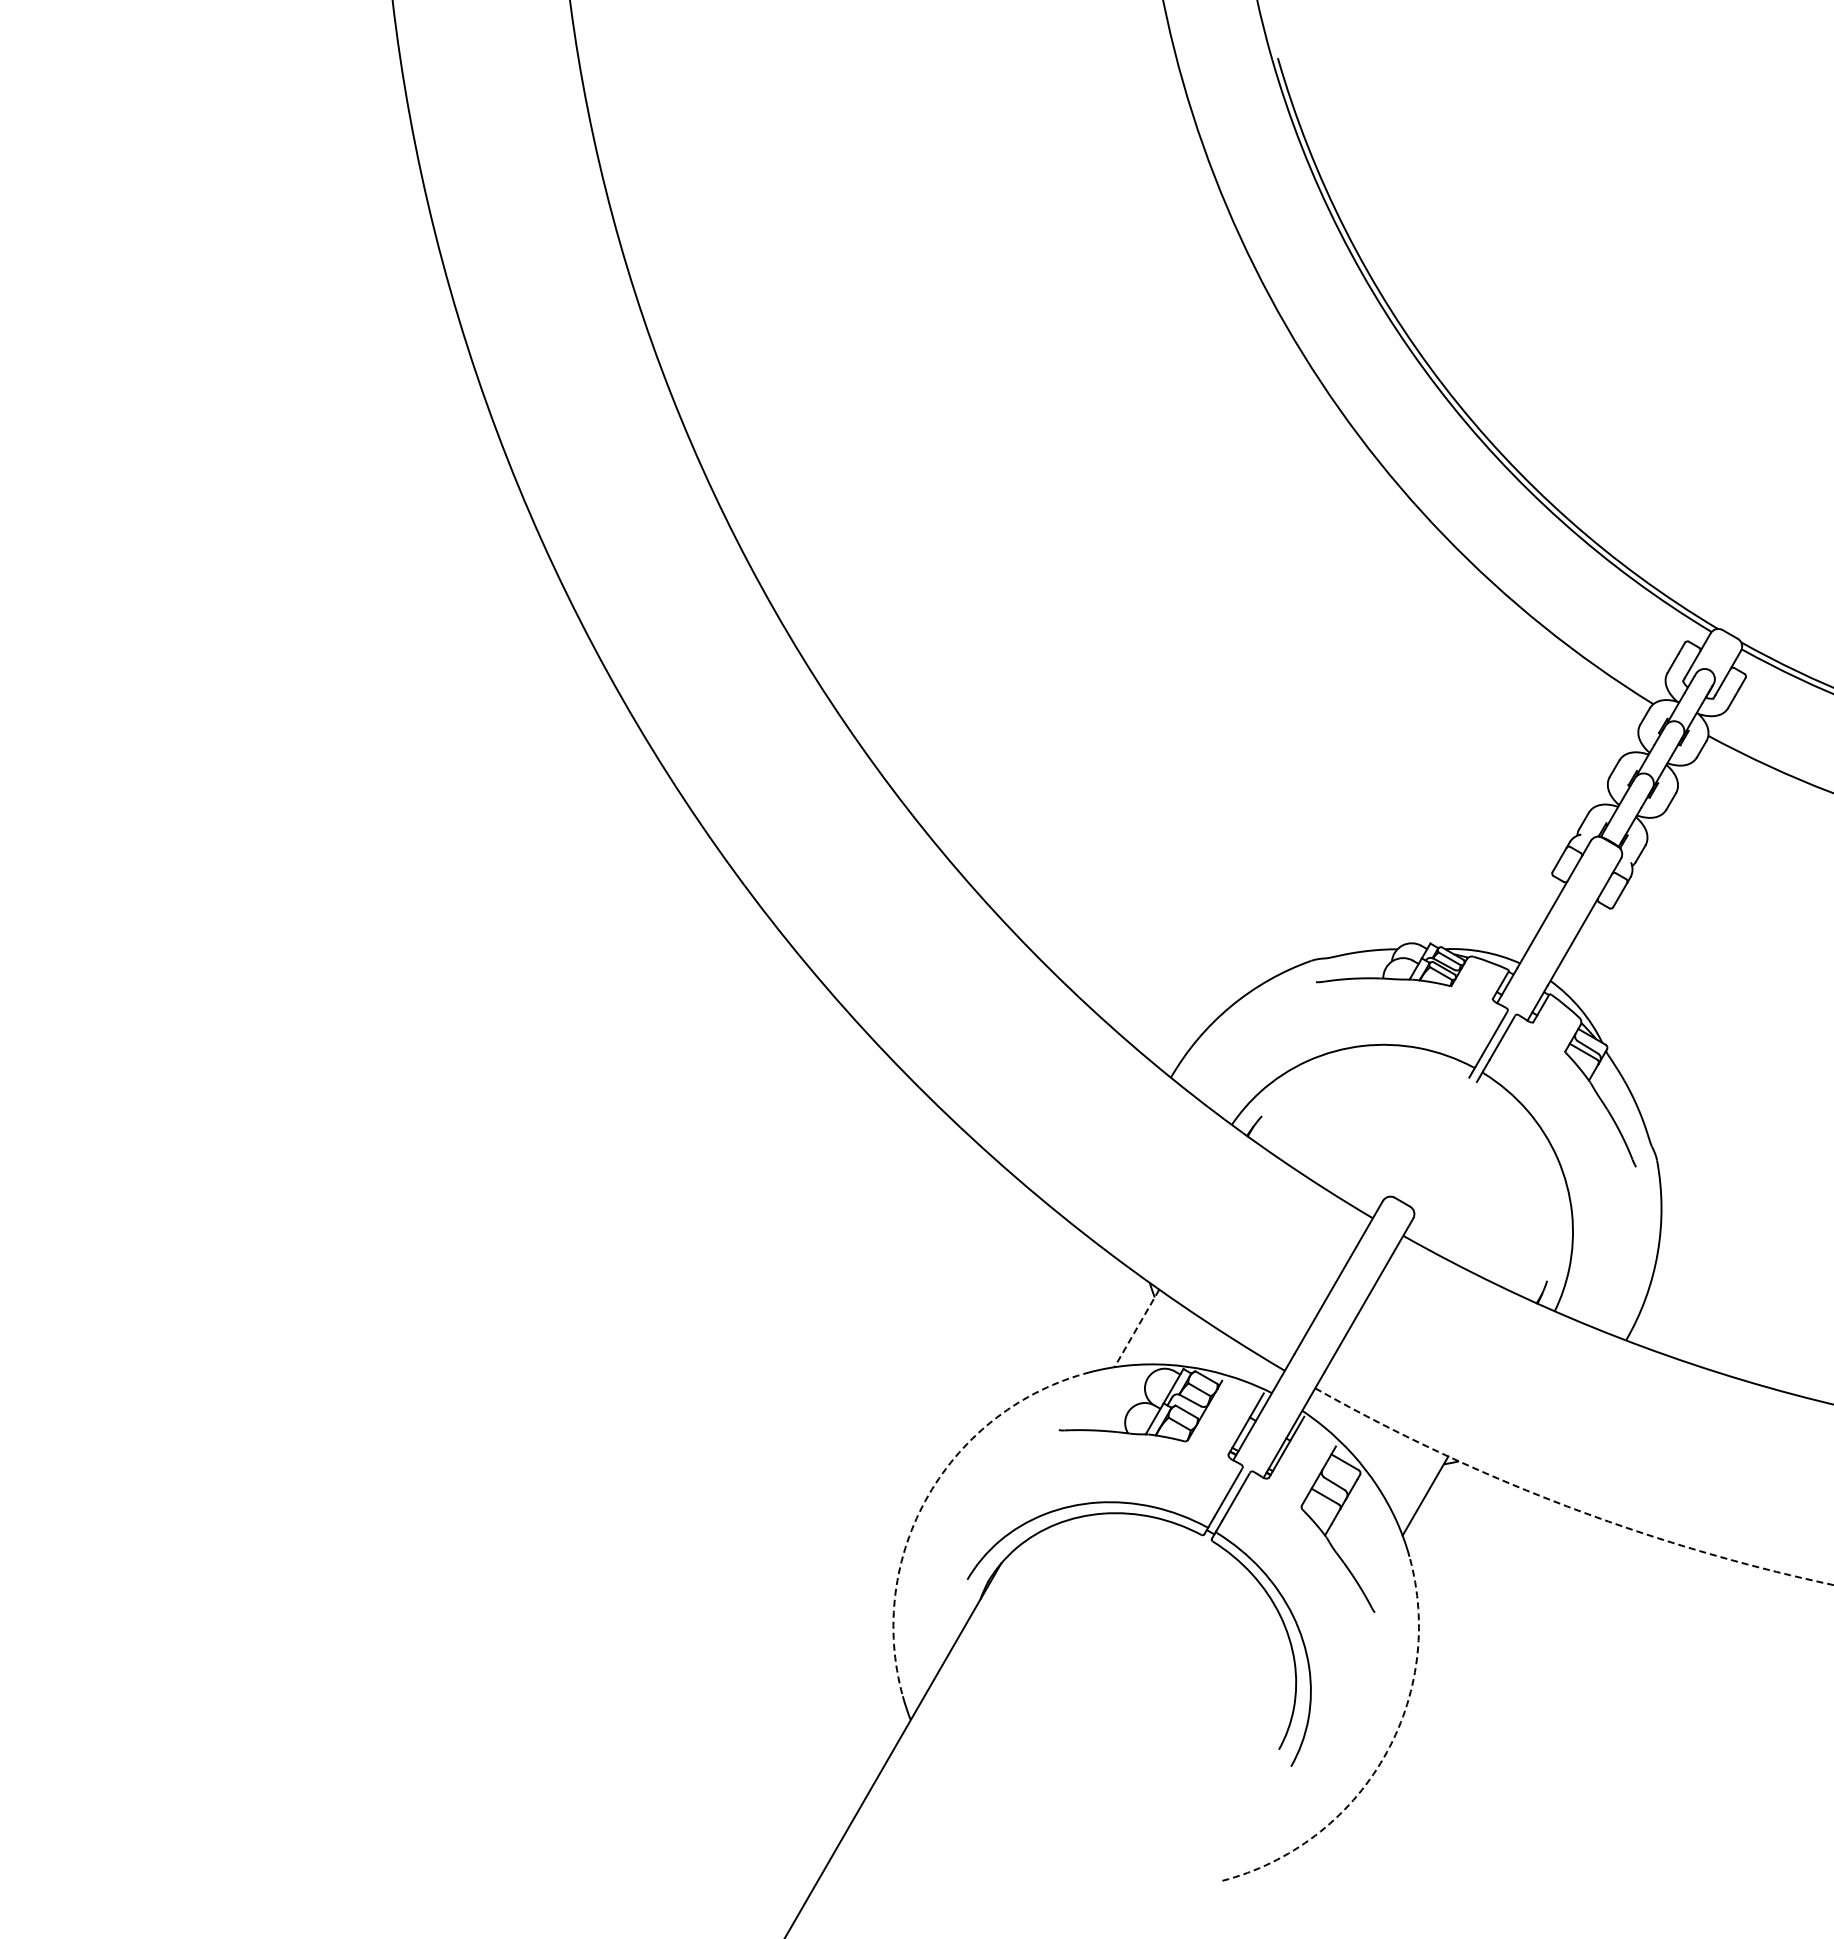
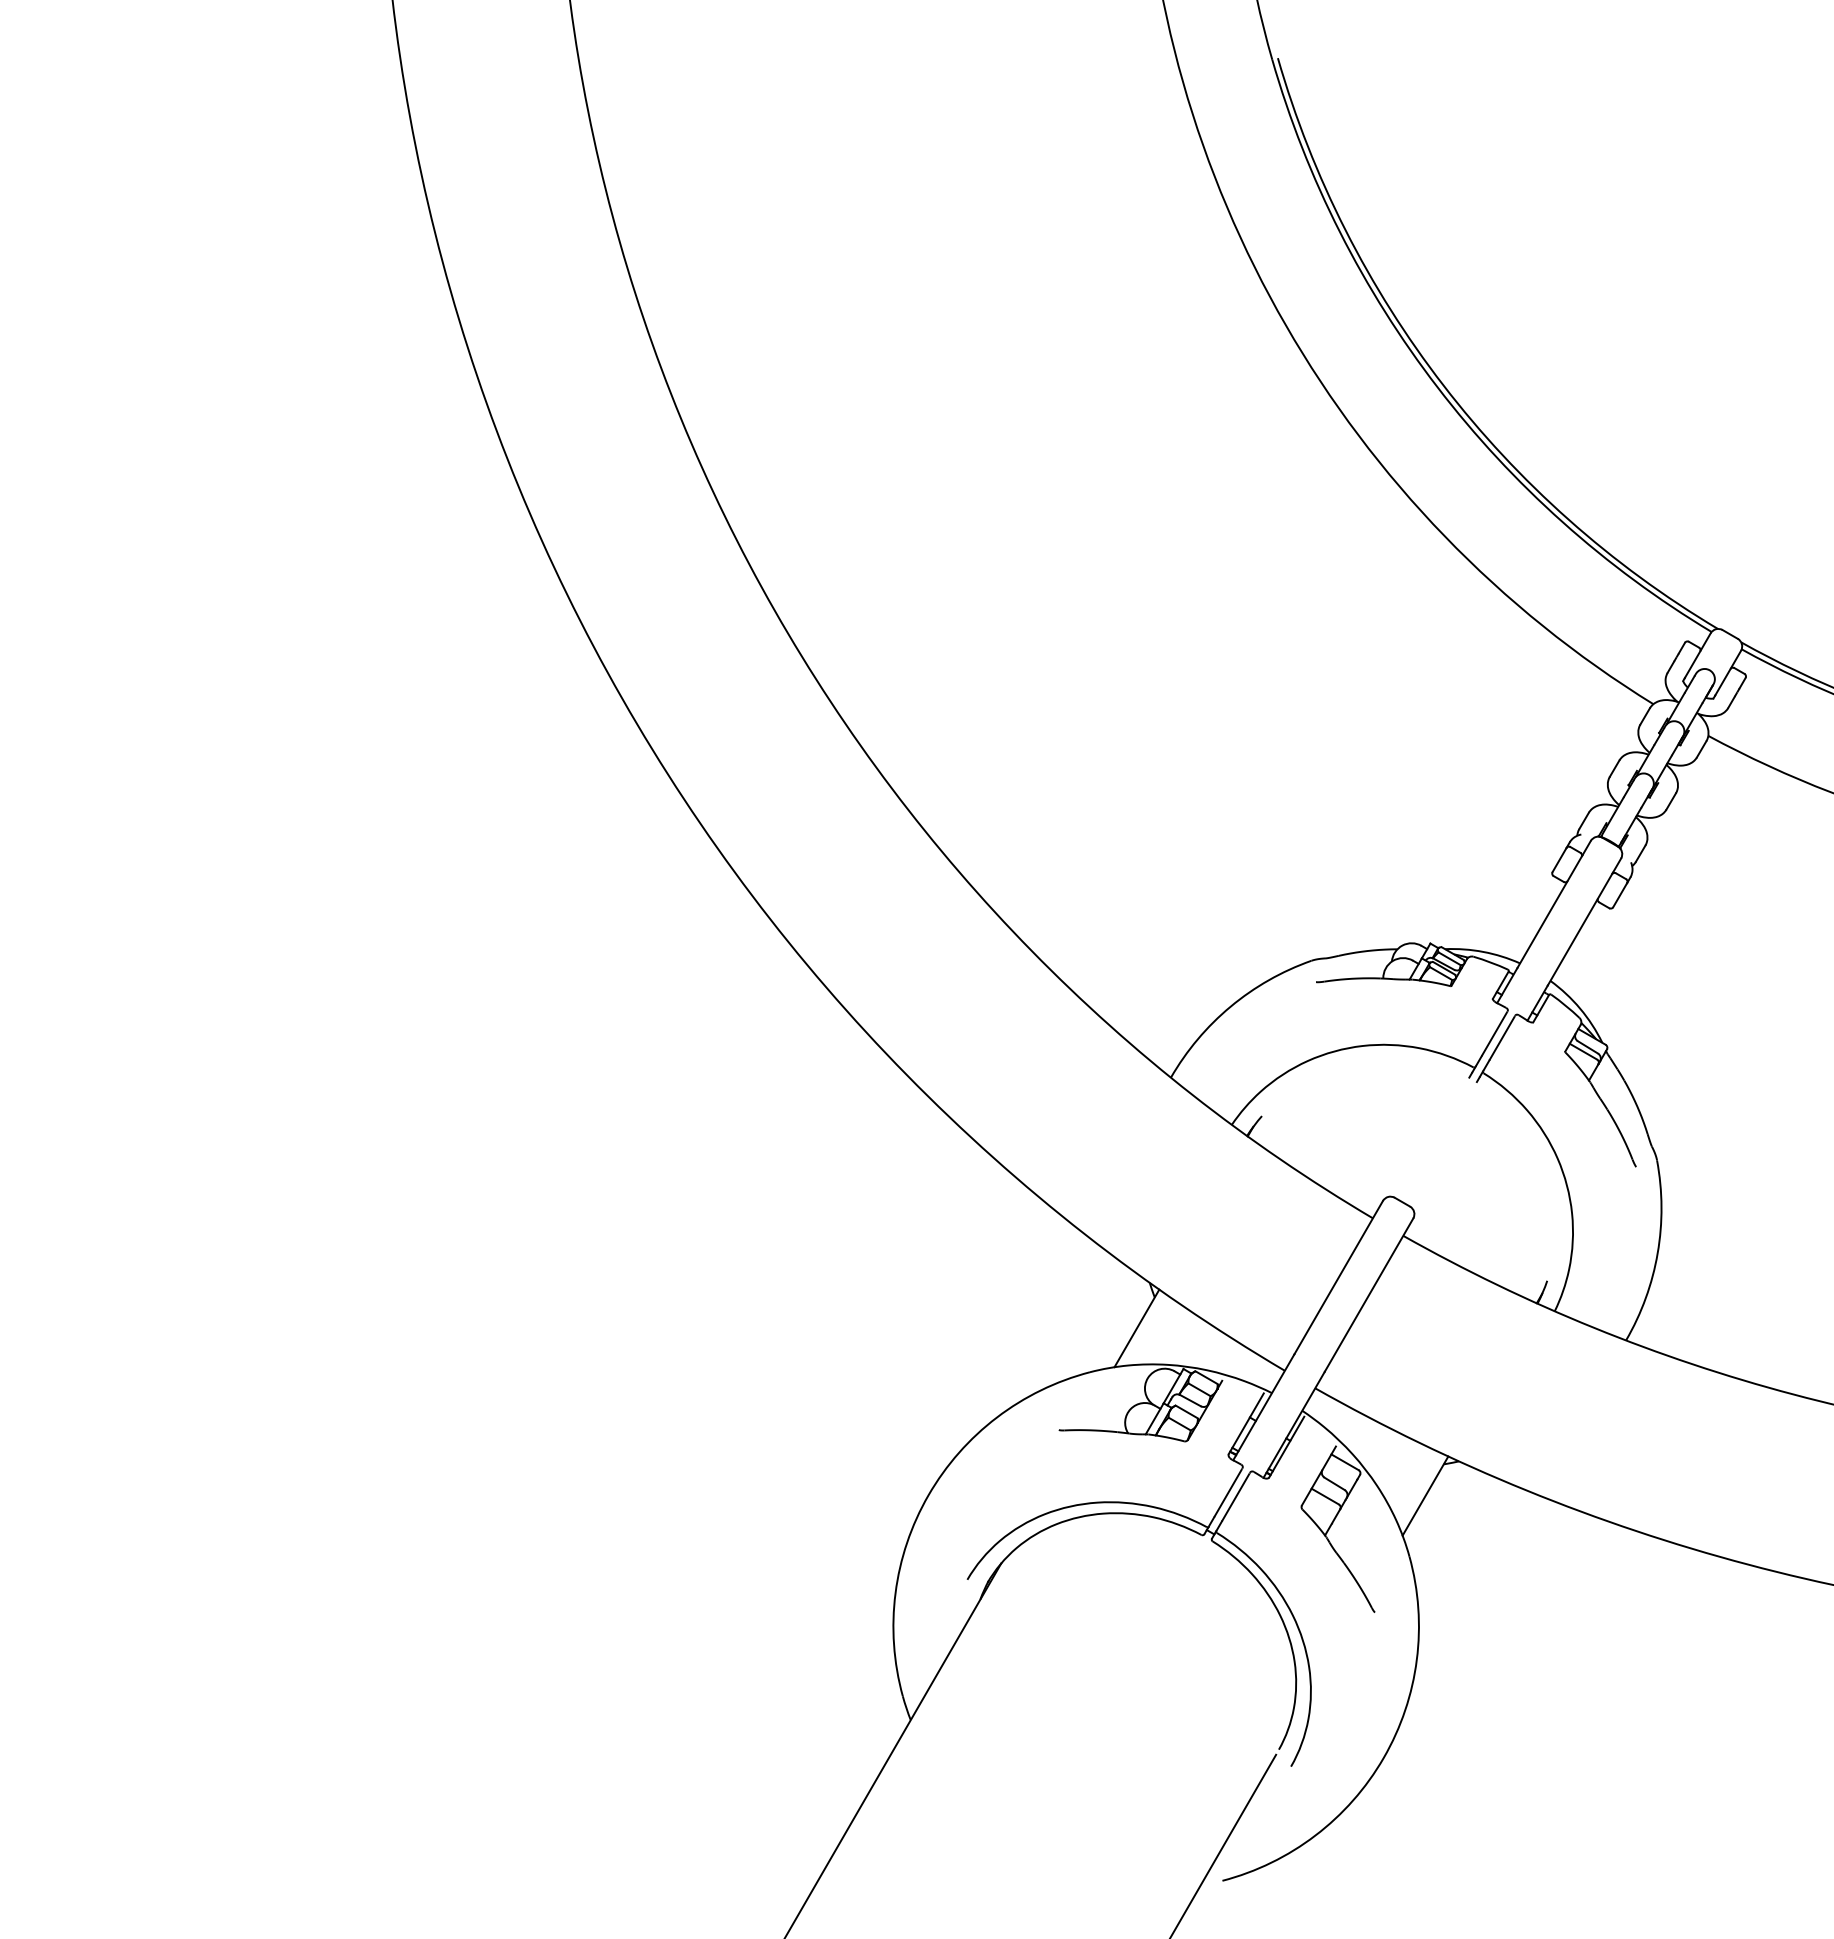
line: dashed -> solid (1136, 1328)
arc: dashed -> solid (928, 1495)
arc: dashed -> solid (1568, 1506)
arc: dashed -> solid (1383, 1757)
line: none -> present (1223, 1844)
